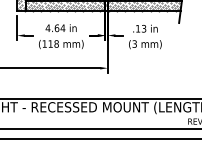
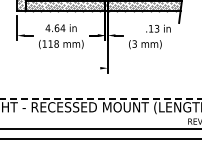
text position: (145, 28) -> (158, 28) (158, 28)
line: present -> none (51, 68)
line: solid -> dashed (101, 98)
